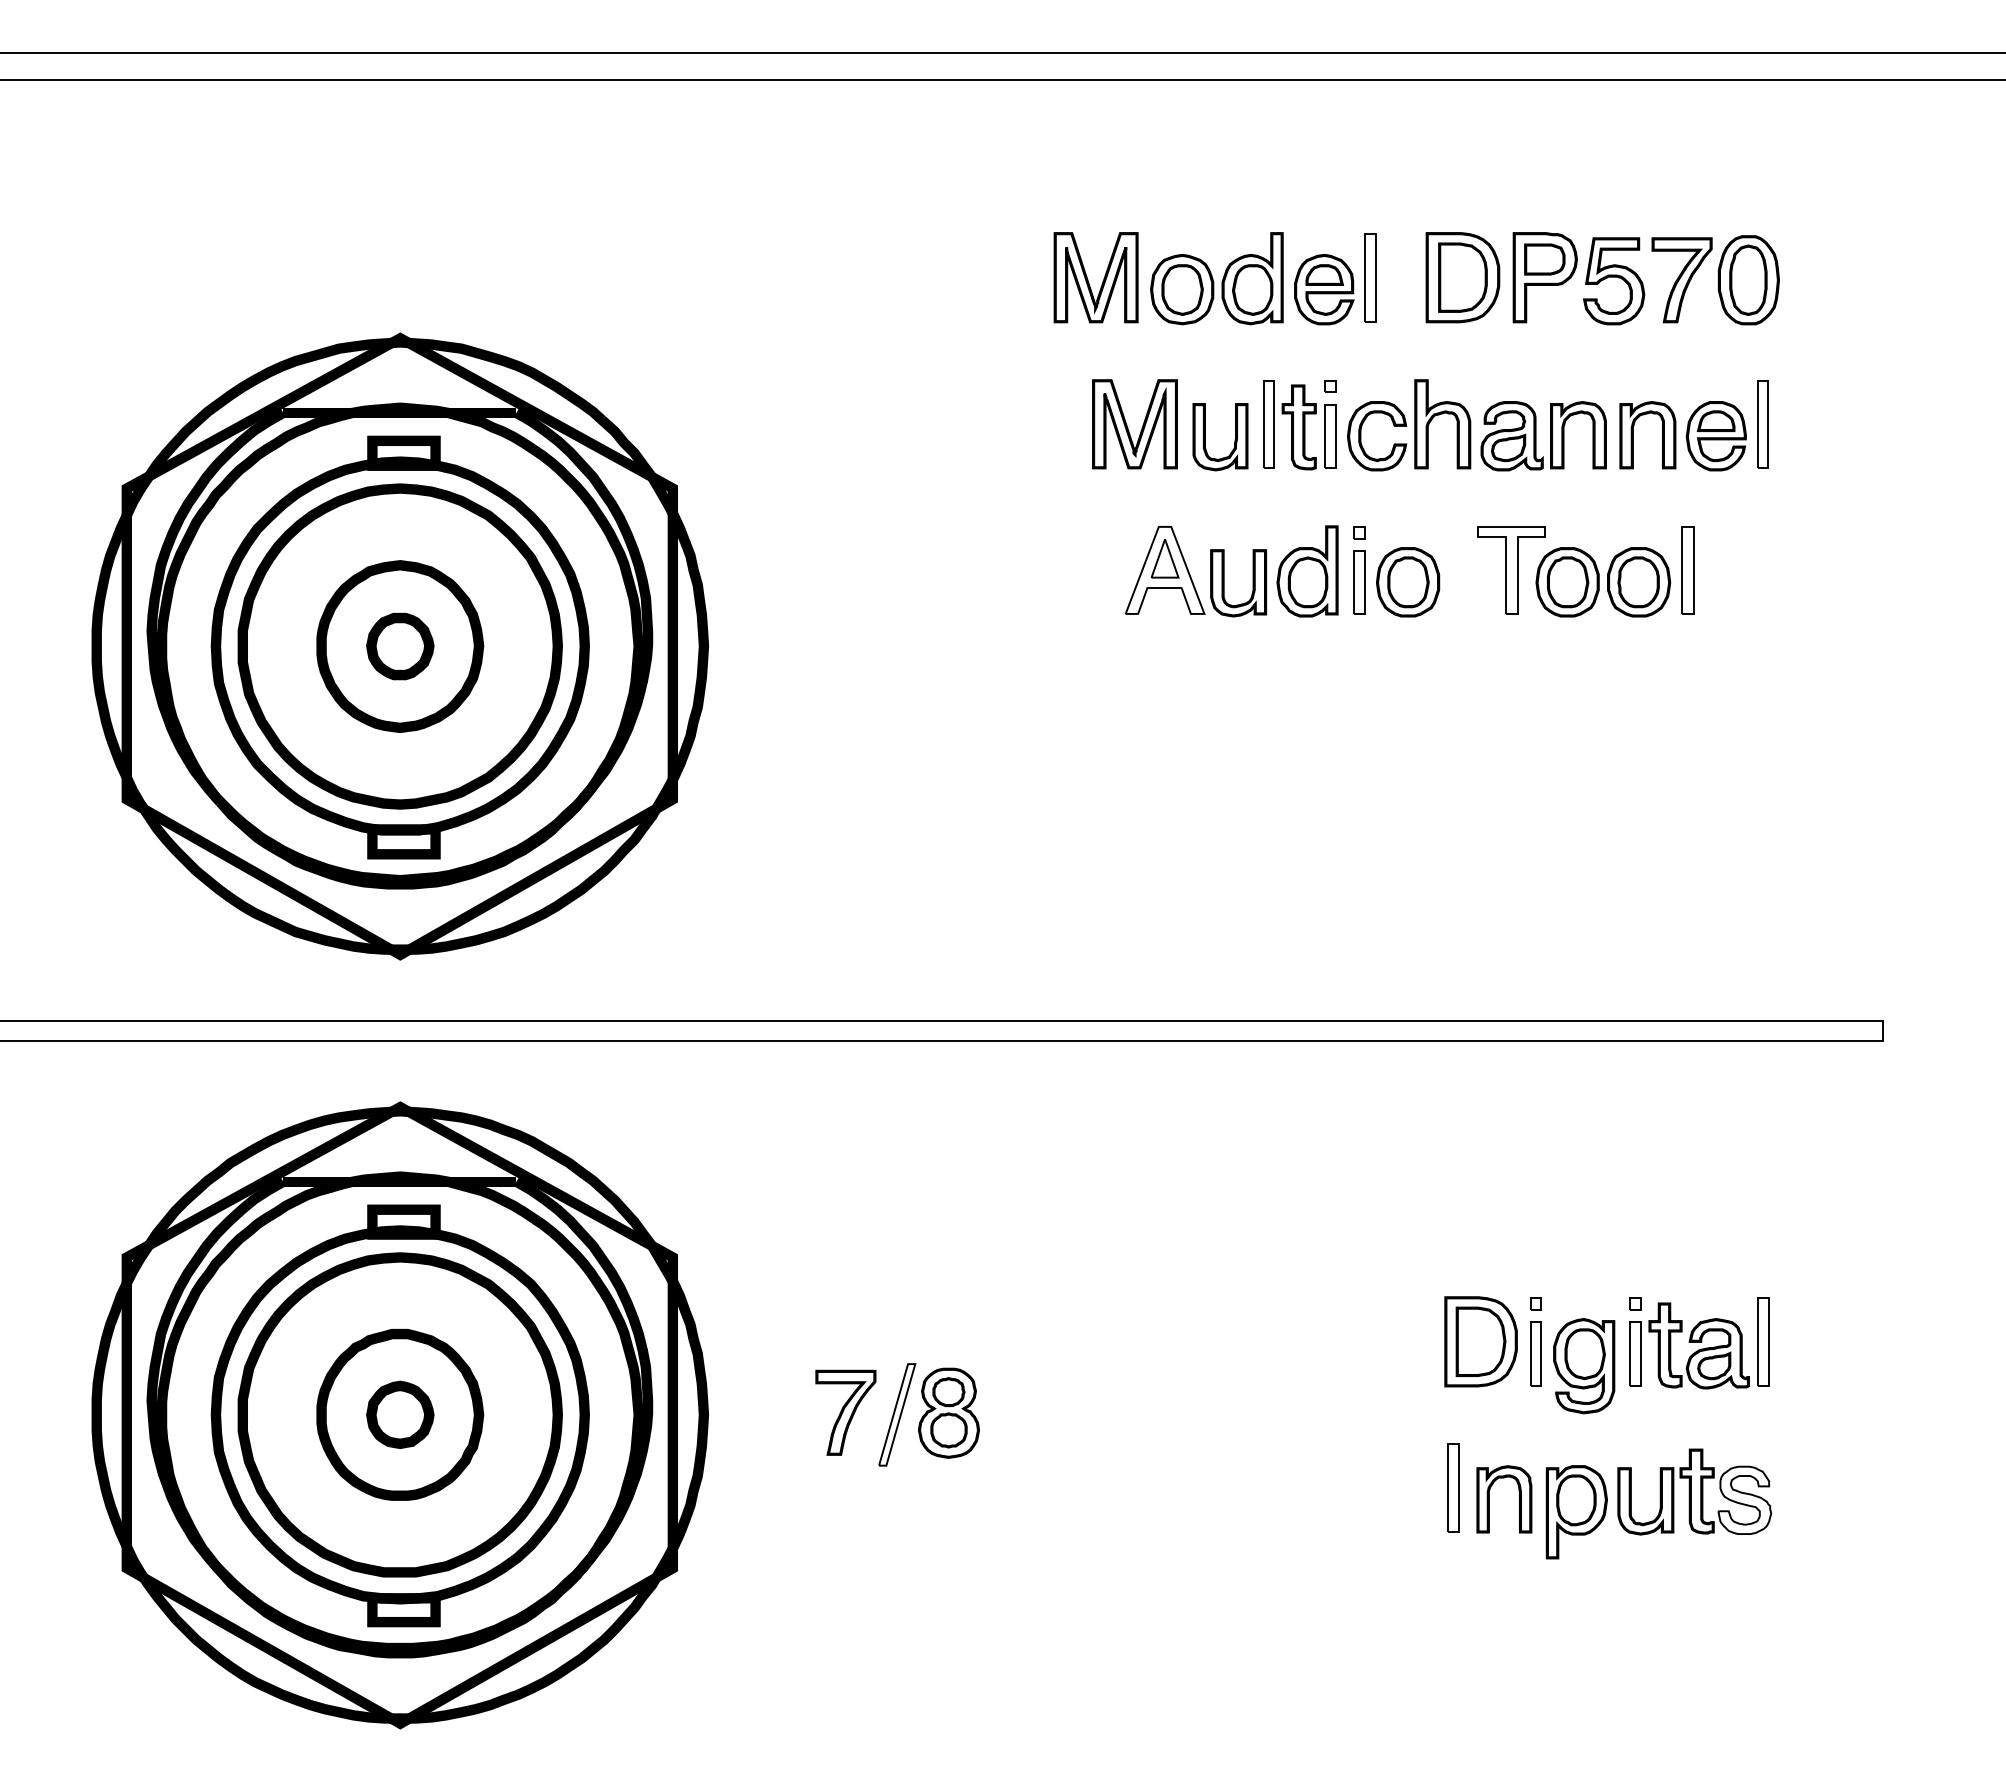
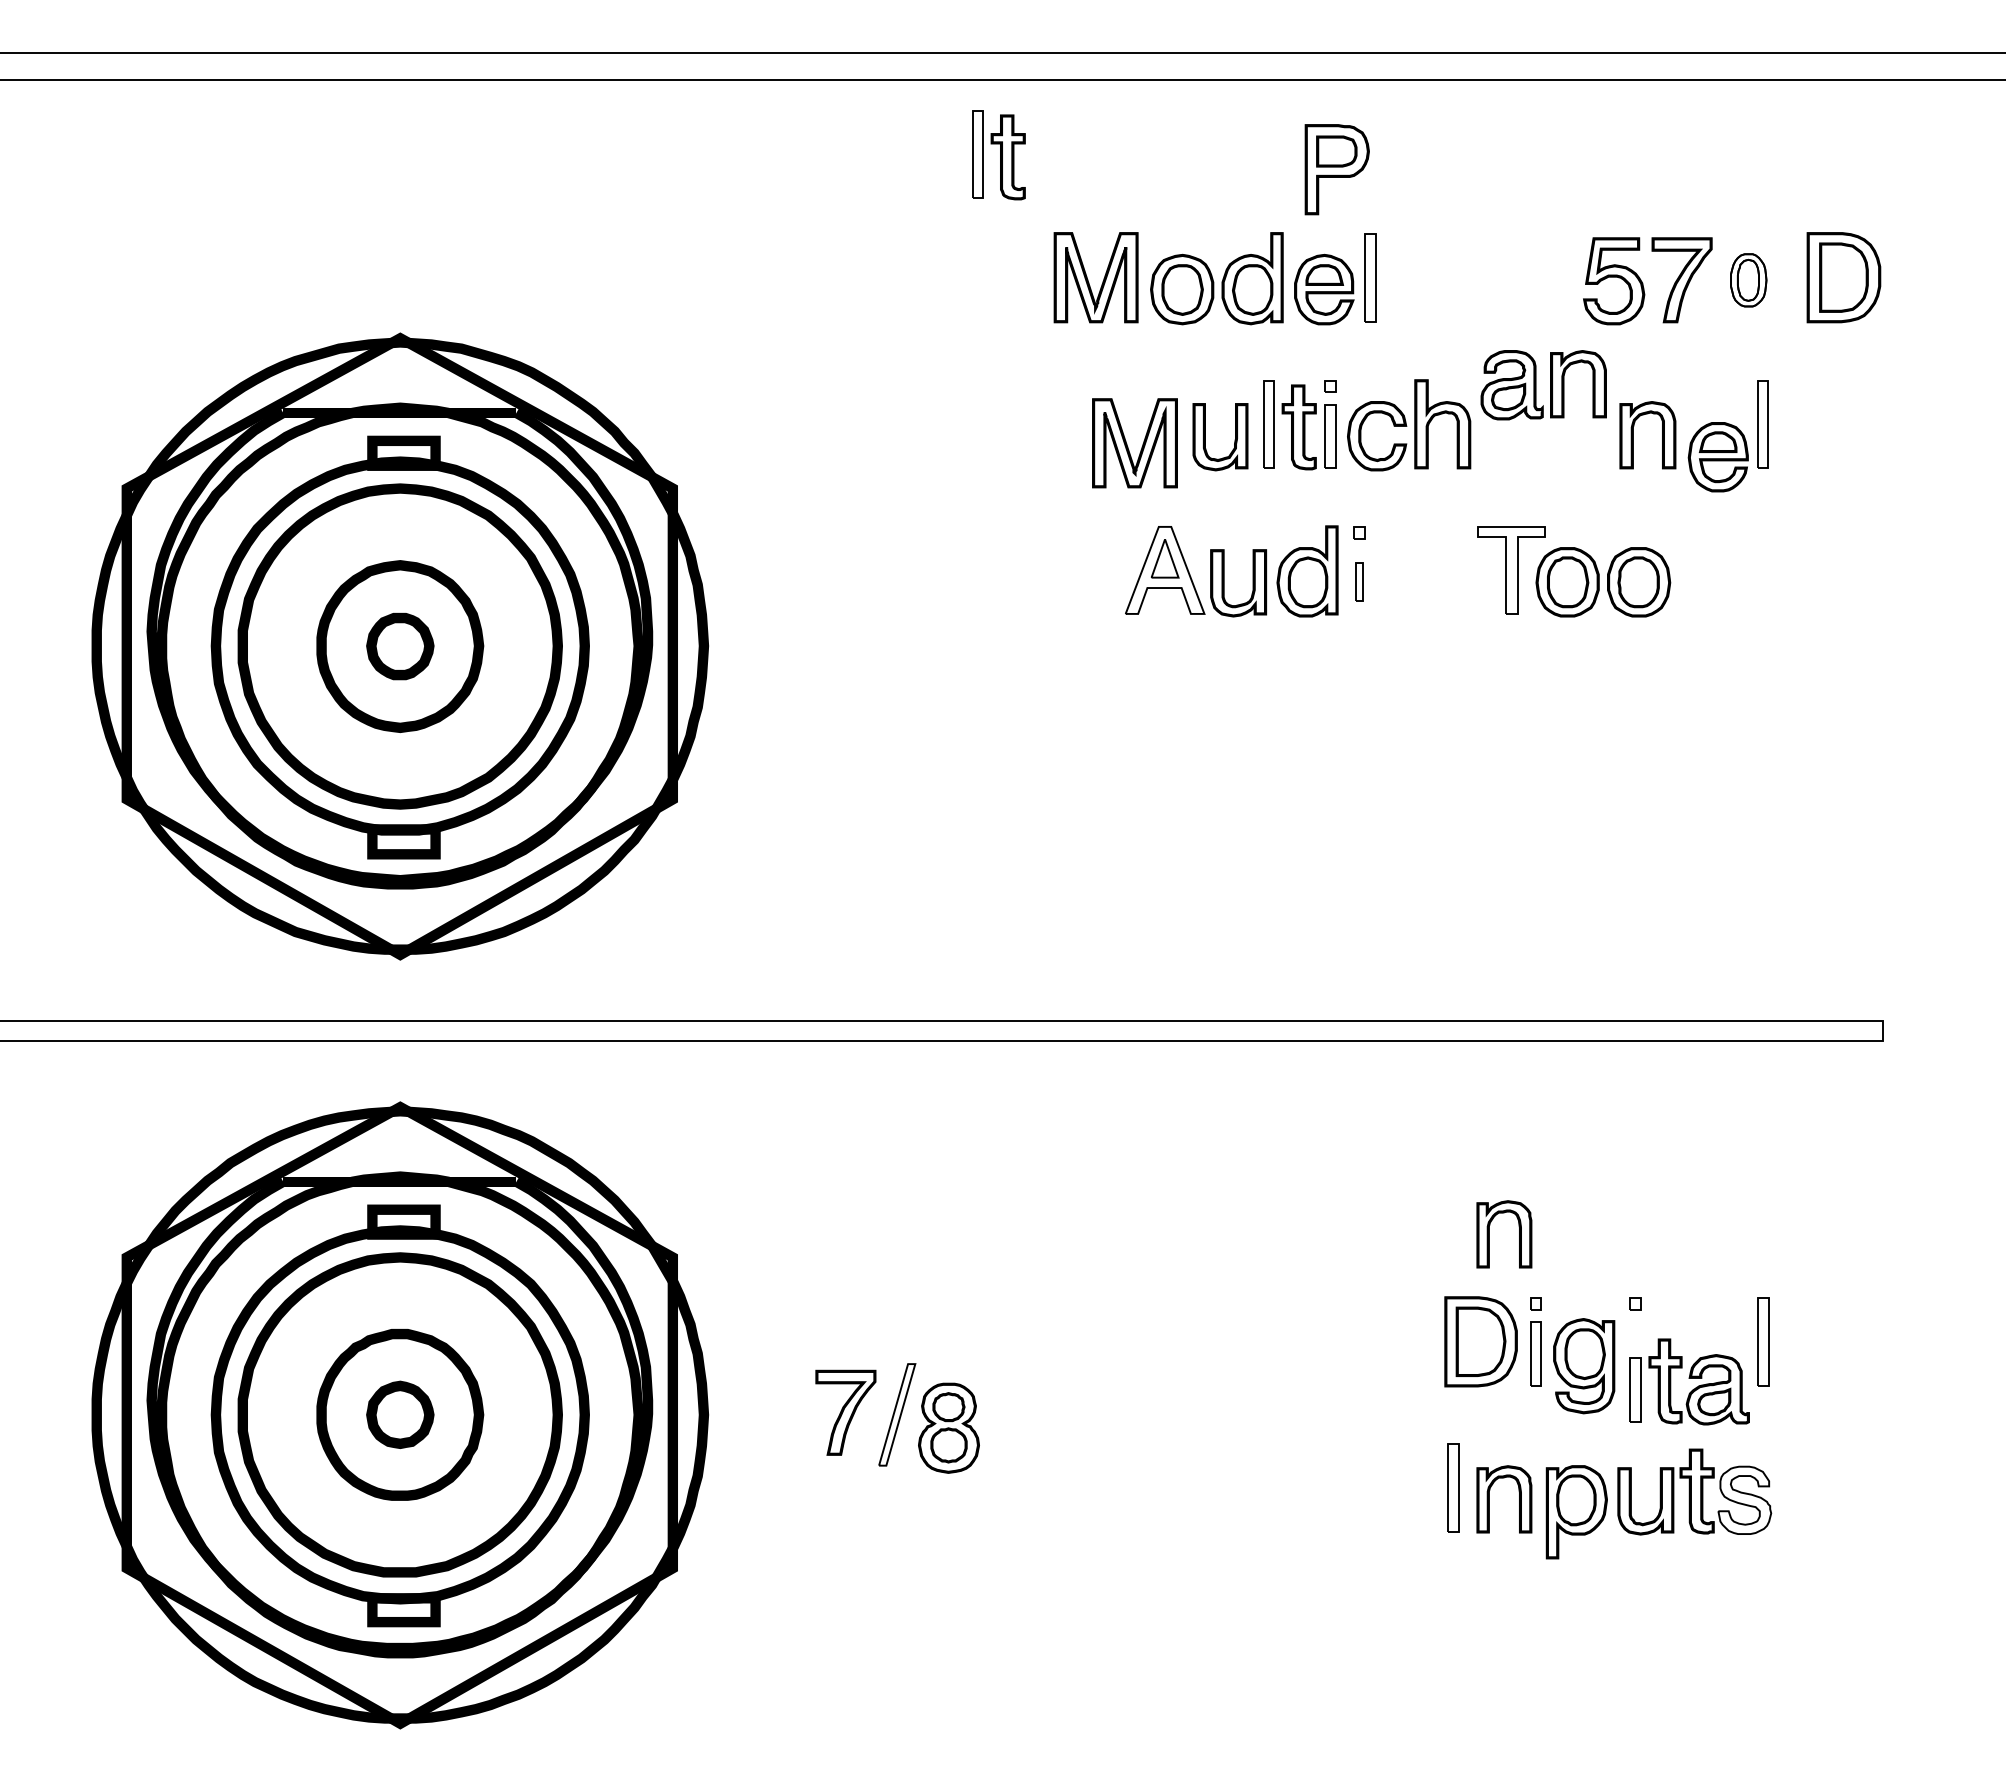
part: none -> present (998, 155)
part position: (1462, 277) -> (1843, 277) (1843, 277)
part position: (1544, 277) -> (1336, 169) (1336, 169)
part size: 63x91 px -> 38x55 px (1748, 280)
part position: (1128, 427) -> (1128, 446) (1128, 446)
part position: (1536, 436) -> (1536, 385) (1536, 385)
part position: (1715, 436) -> (1717, 457) (1717, 457)
part: present -> none (1687, 570)
part size: 13x65 px -> 9x40 px (1359, 581)
part: present -> none (1408, 582)
part: none -> present (1489, 1234)
part position: (1689, 1345) -> (1689, 1381) (1689, 1381)
part position: (948, 1412) -> (948, 1427) (948, 1427)
